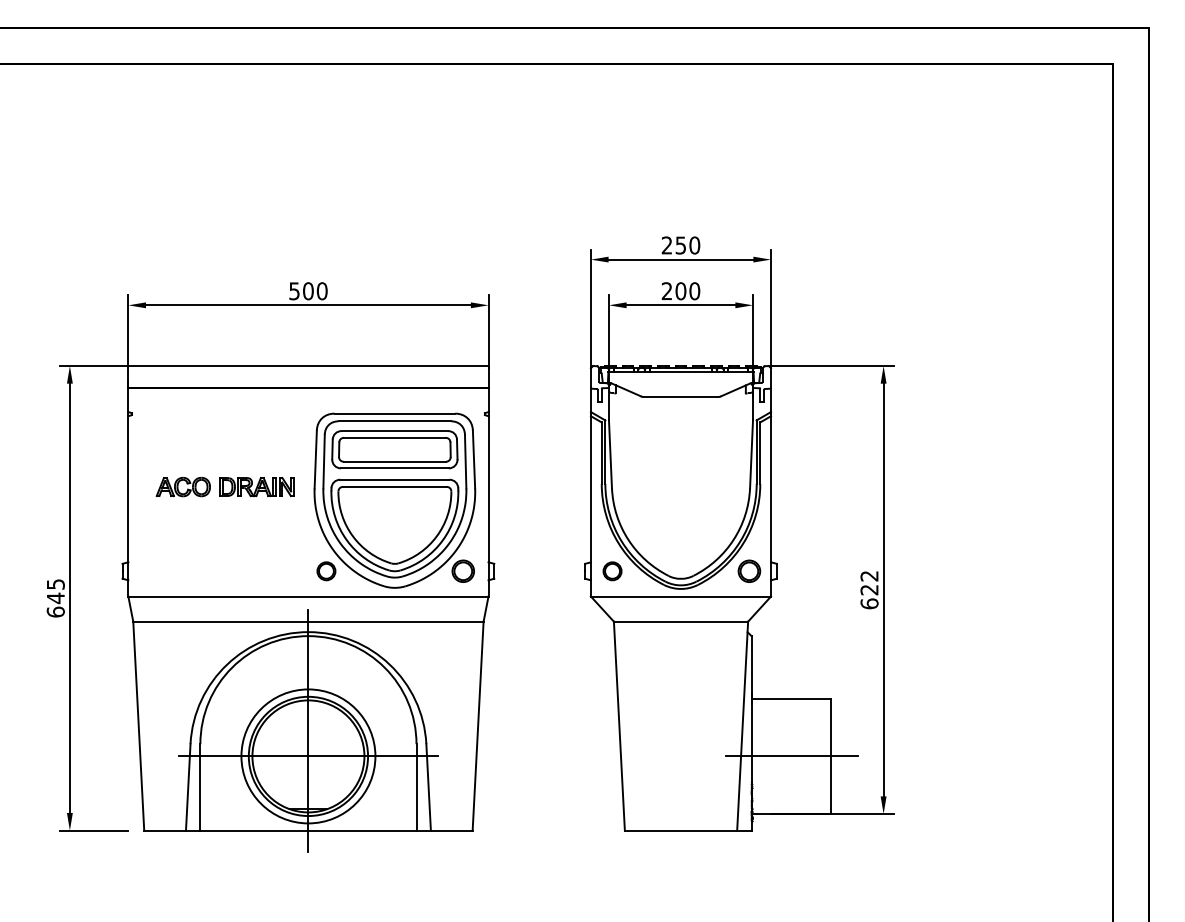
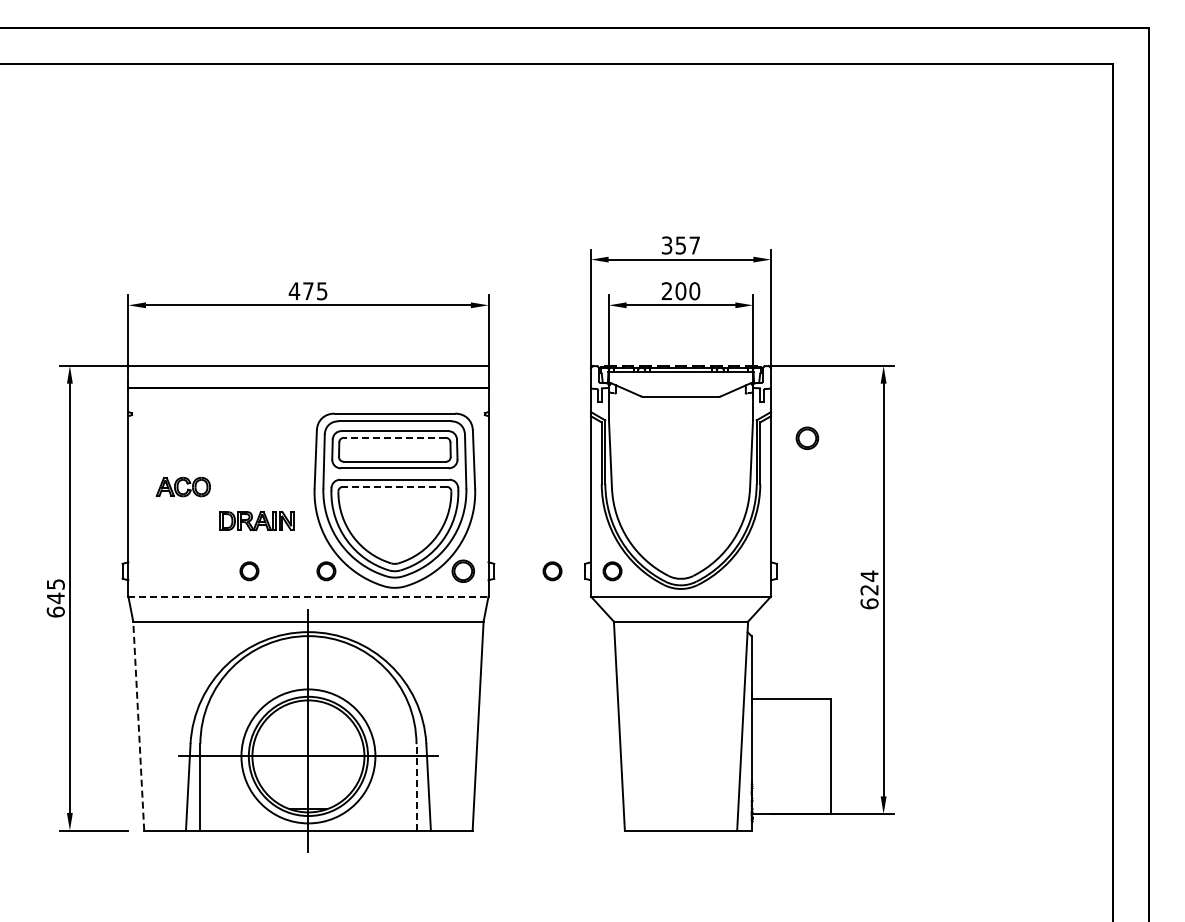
text: 250 -> 357 (681, 245)
text: 500 -> 475 (307, 291)
line: solid -> dashed (394, 437)
line: solid -> dashed (394, 486)
part position: (256, 487) -> (256, 521) (256, 521)
part position: (749, 570) -> (807, 437) (807, 437)
circle: none -> present (249, 571)
circle: none -> present (552, 571)
text: 622 -> 624 (869, 575)
line: solid -> dashed (308, 596)
line: solid -> dashed (138, 726)
line: present -> none (792, 756)
line: solid -> dashed (416, 786)
